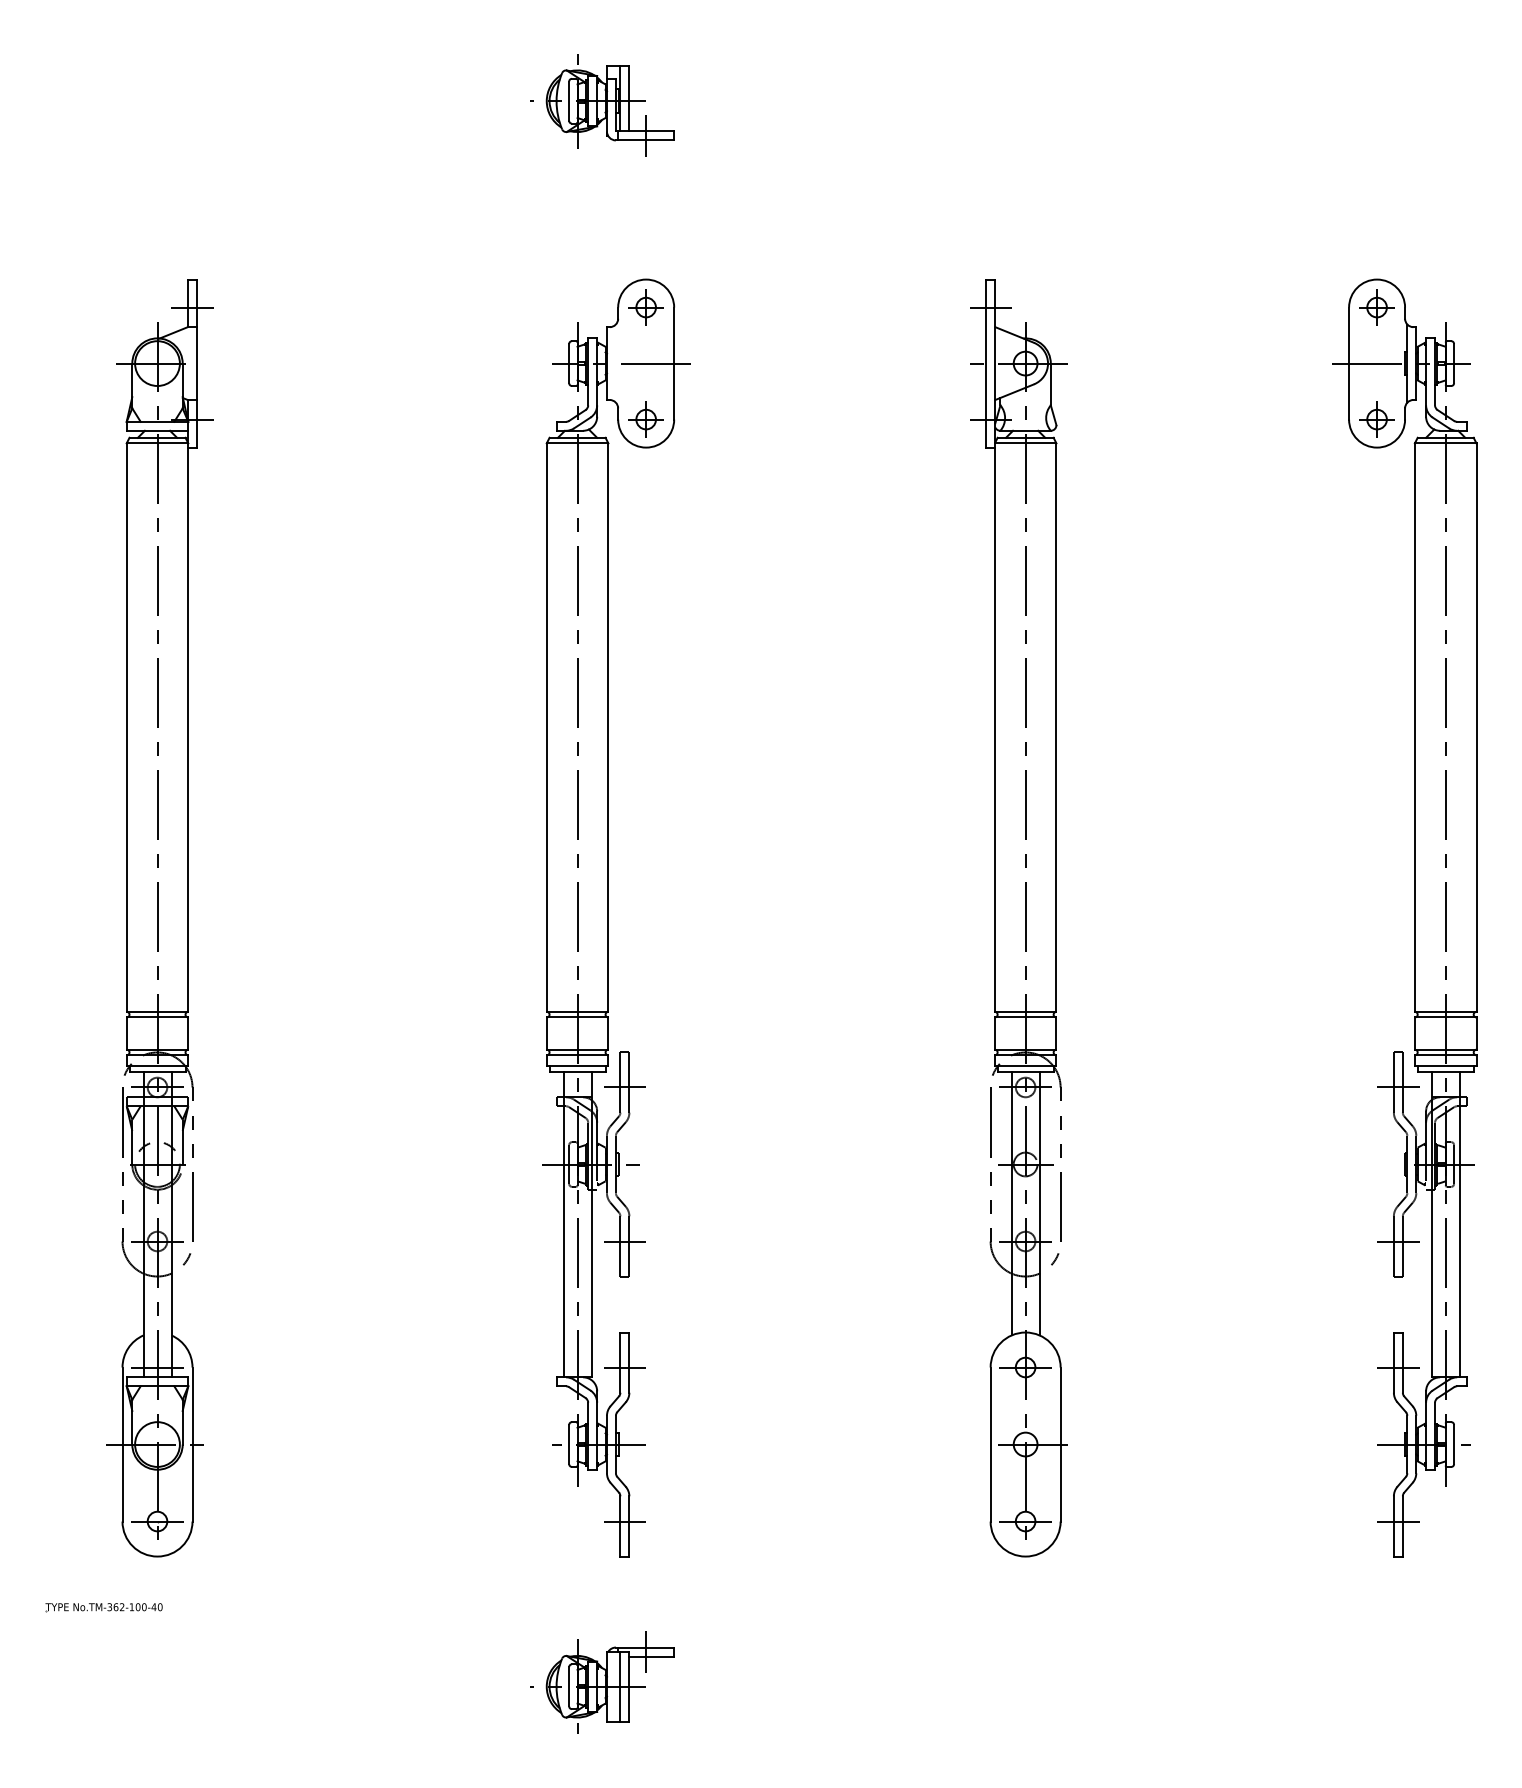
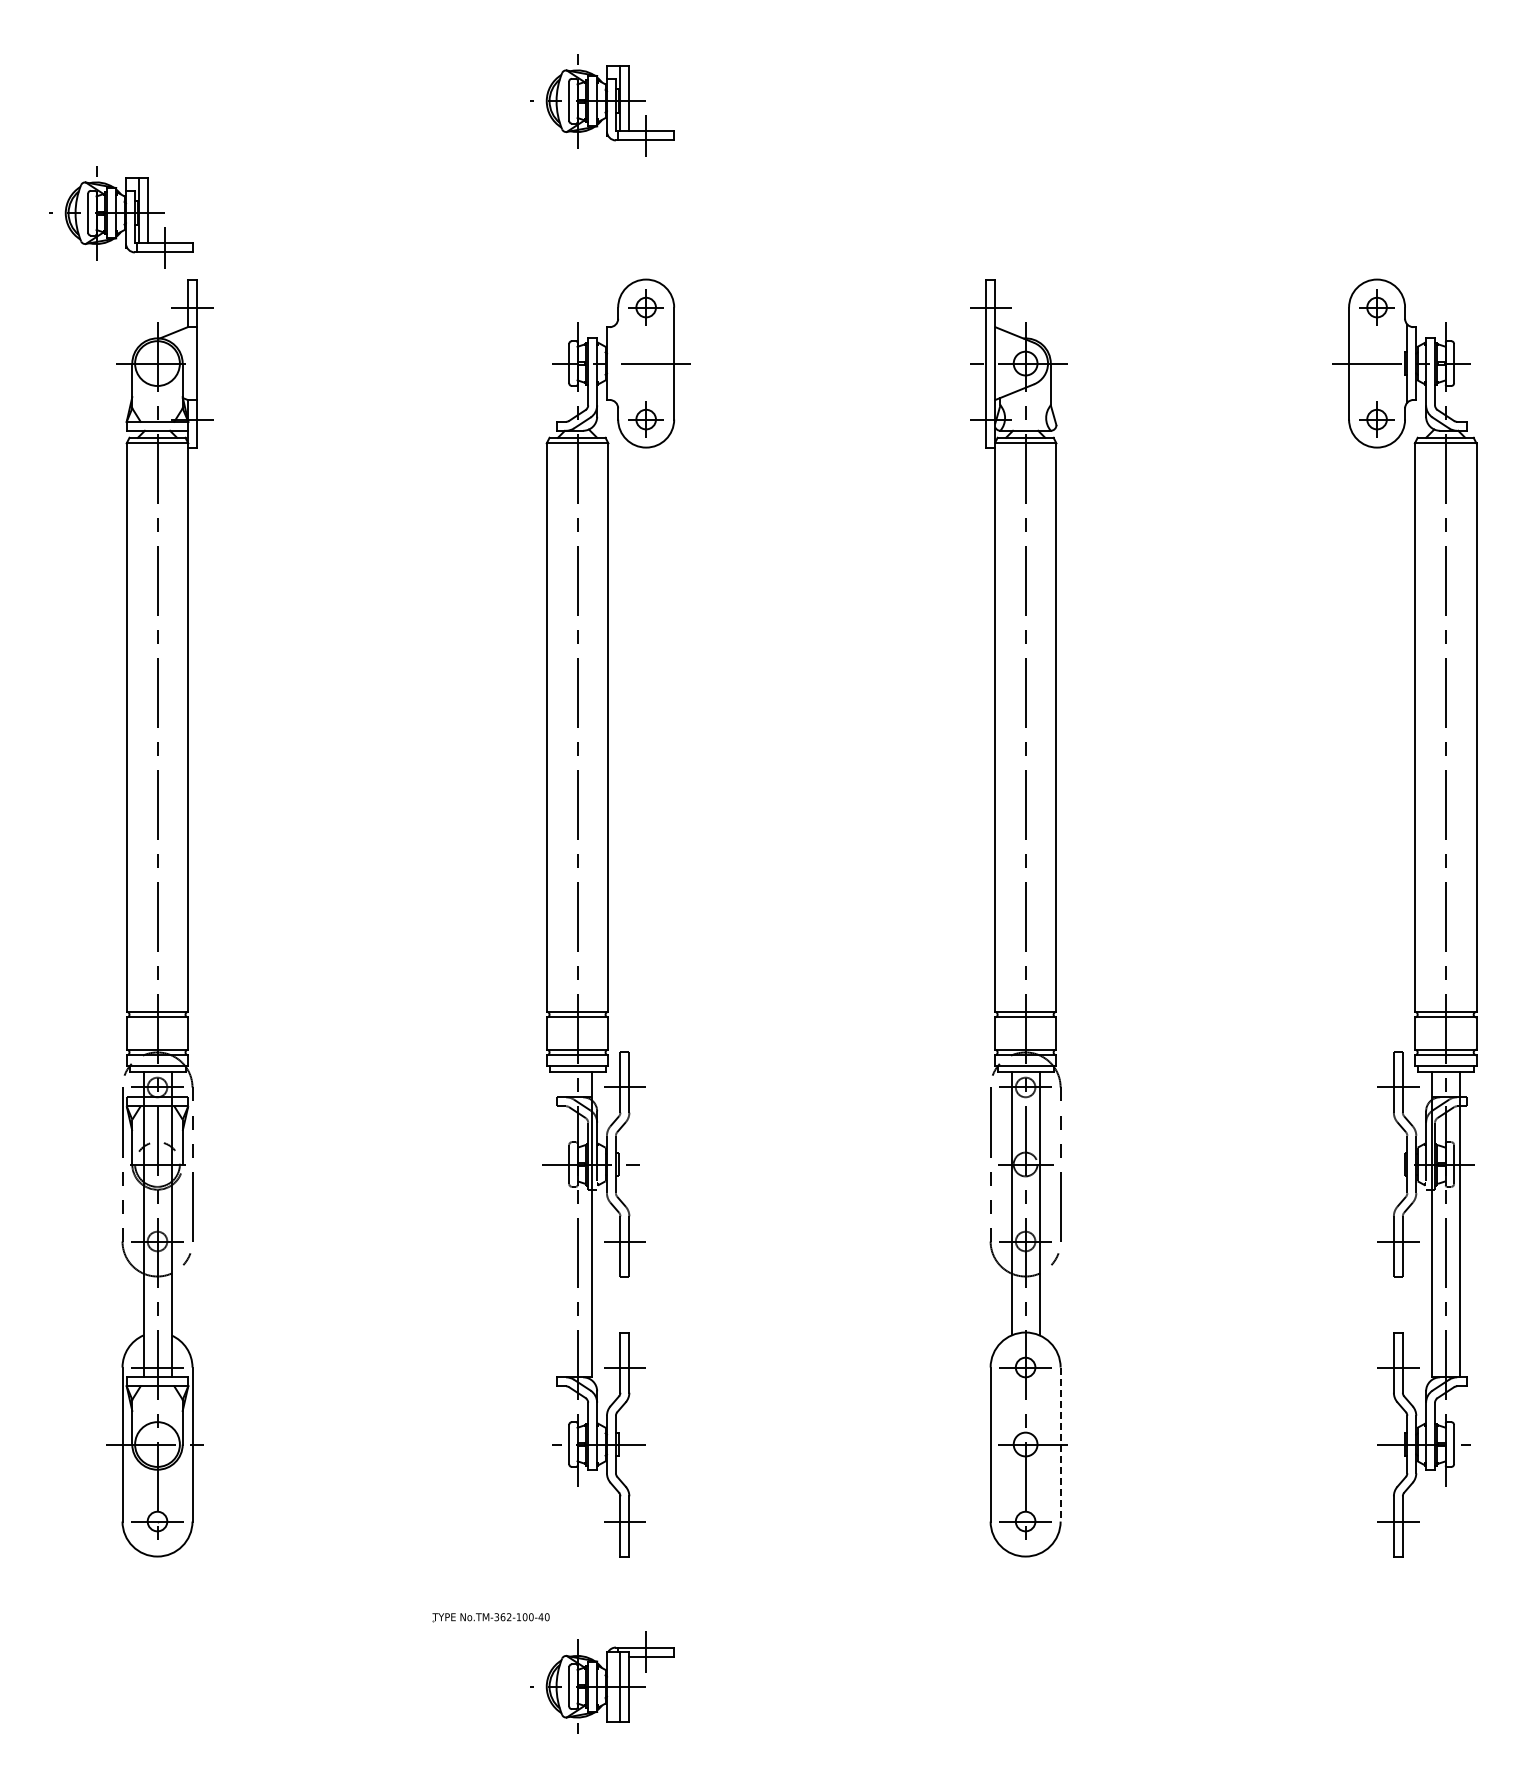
part: none -> present (121, 217)
line: present -> none (563, 1224)
line: solid -> dashed (1060, 1445)
part position: (103, 1607) -> (490, 1617) (490, 1617)
